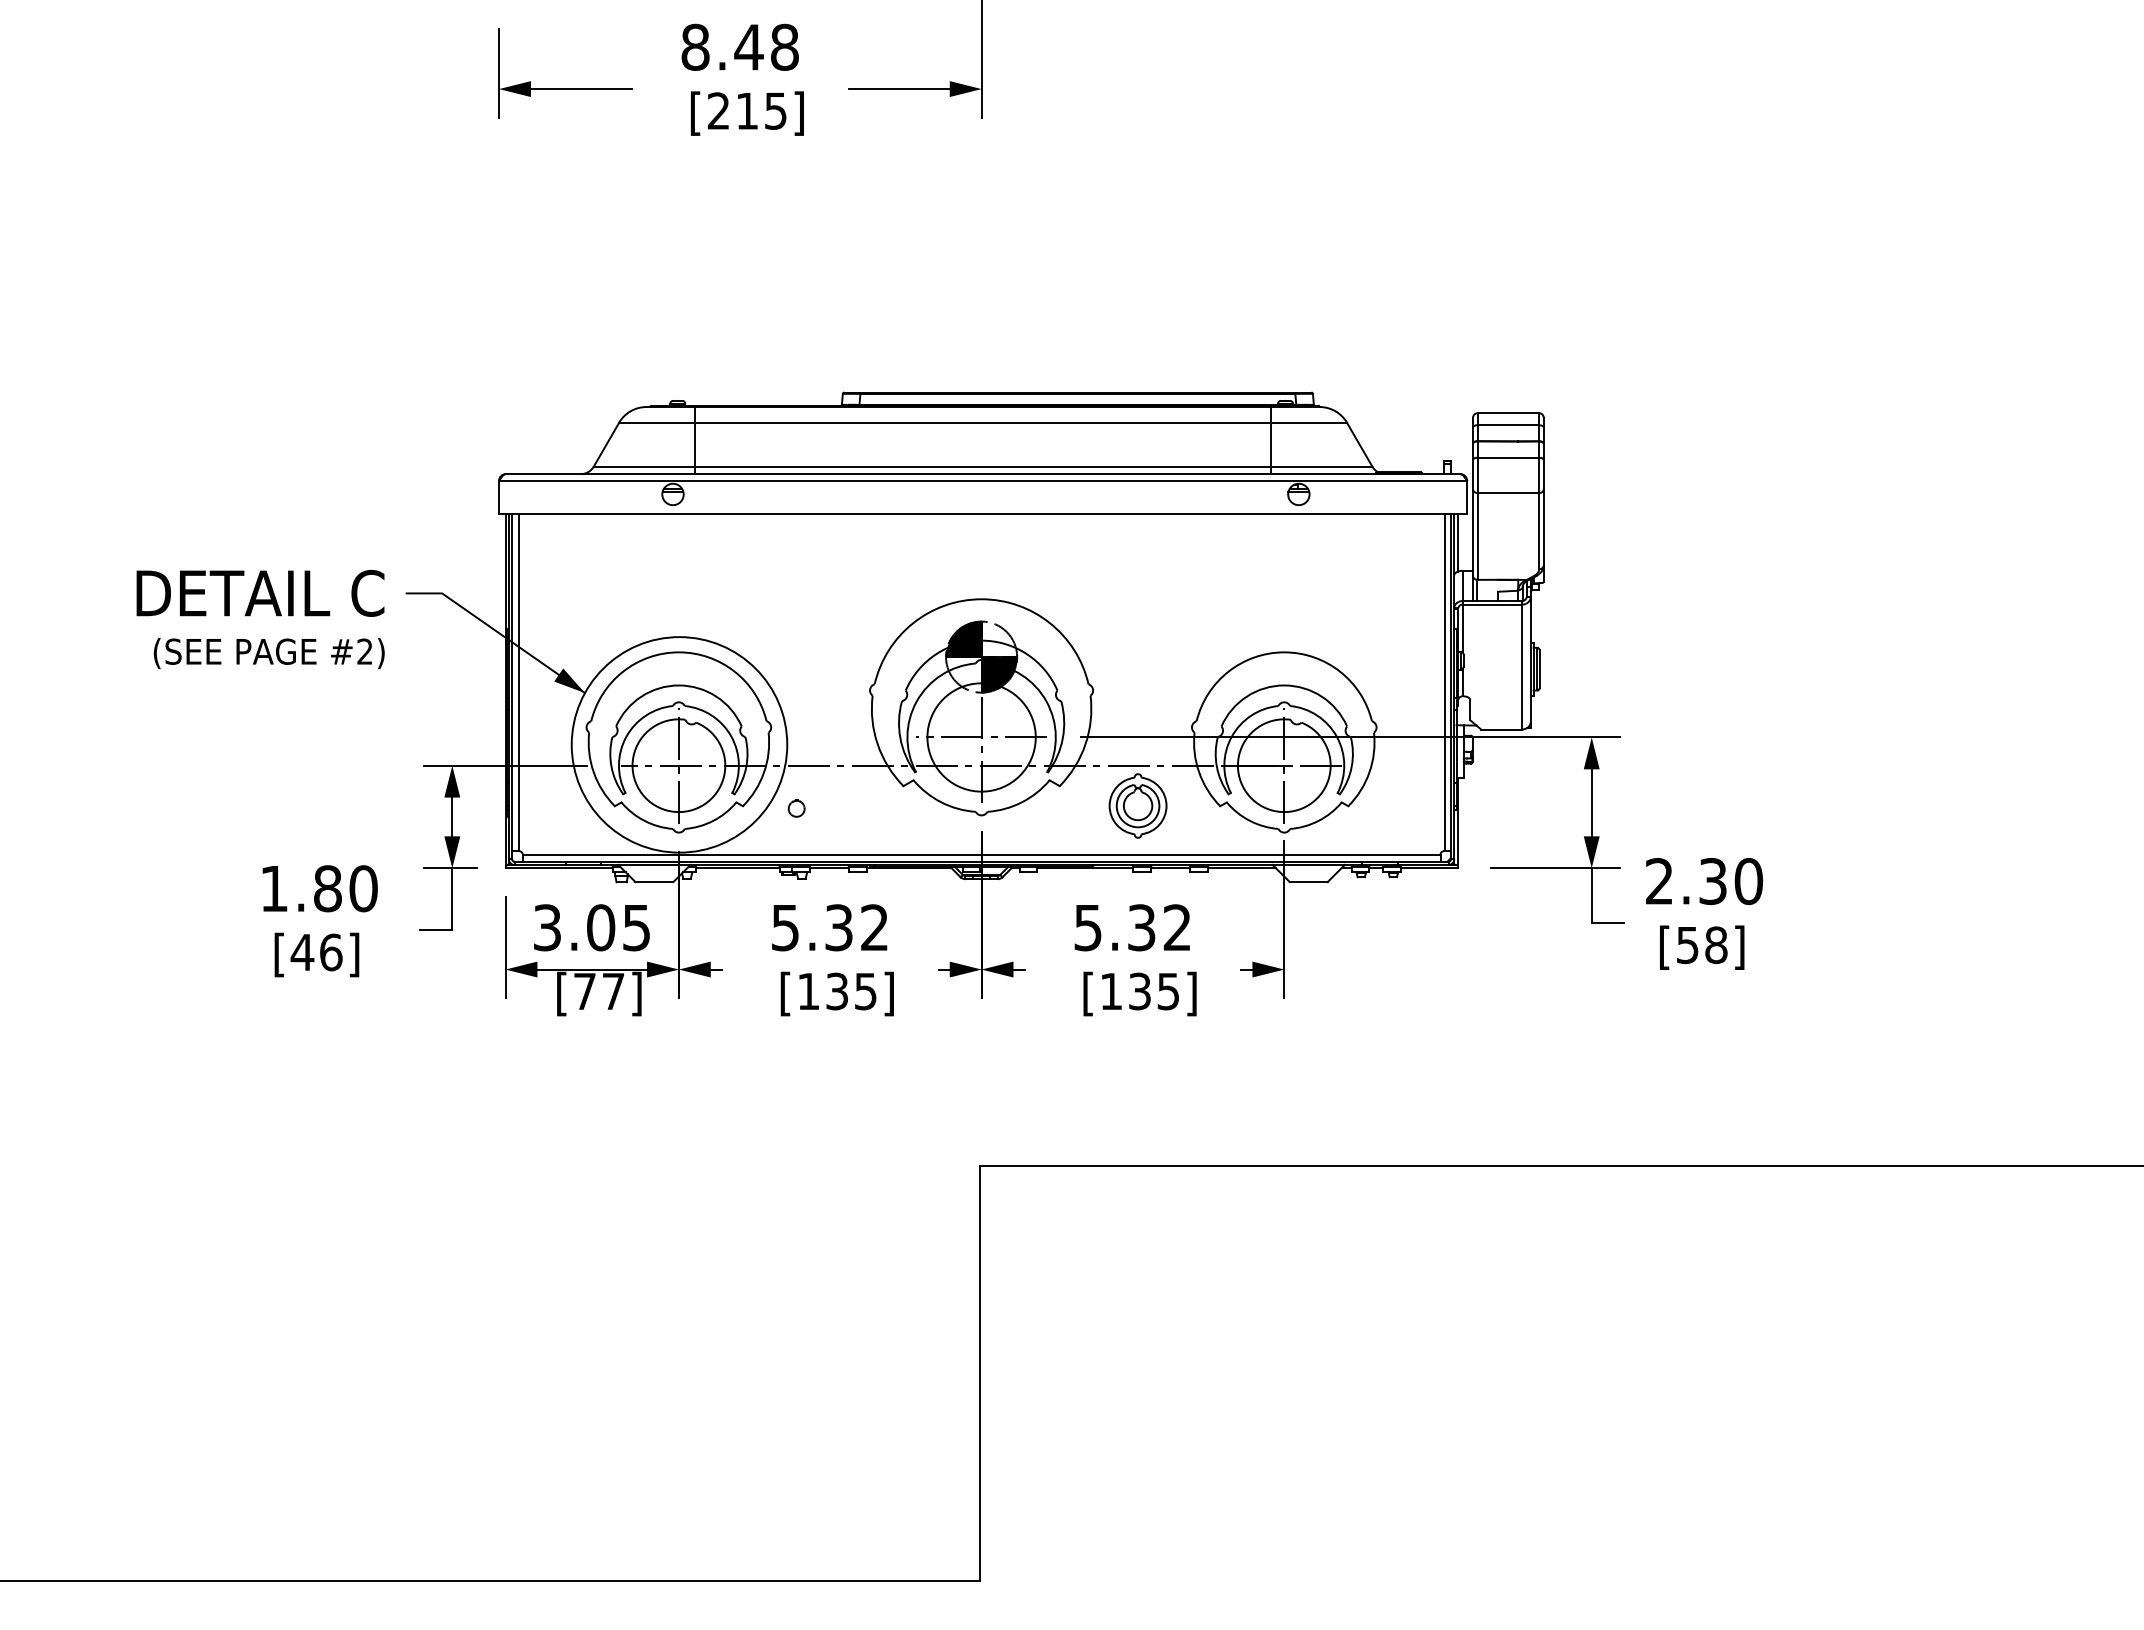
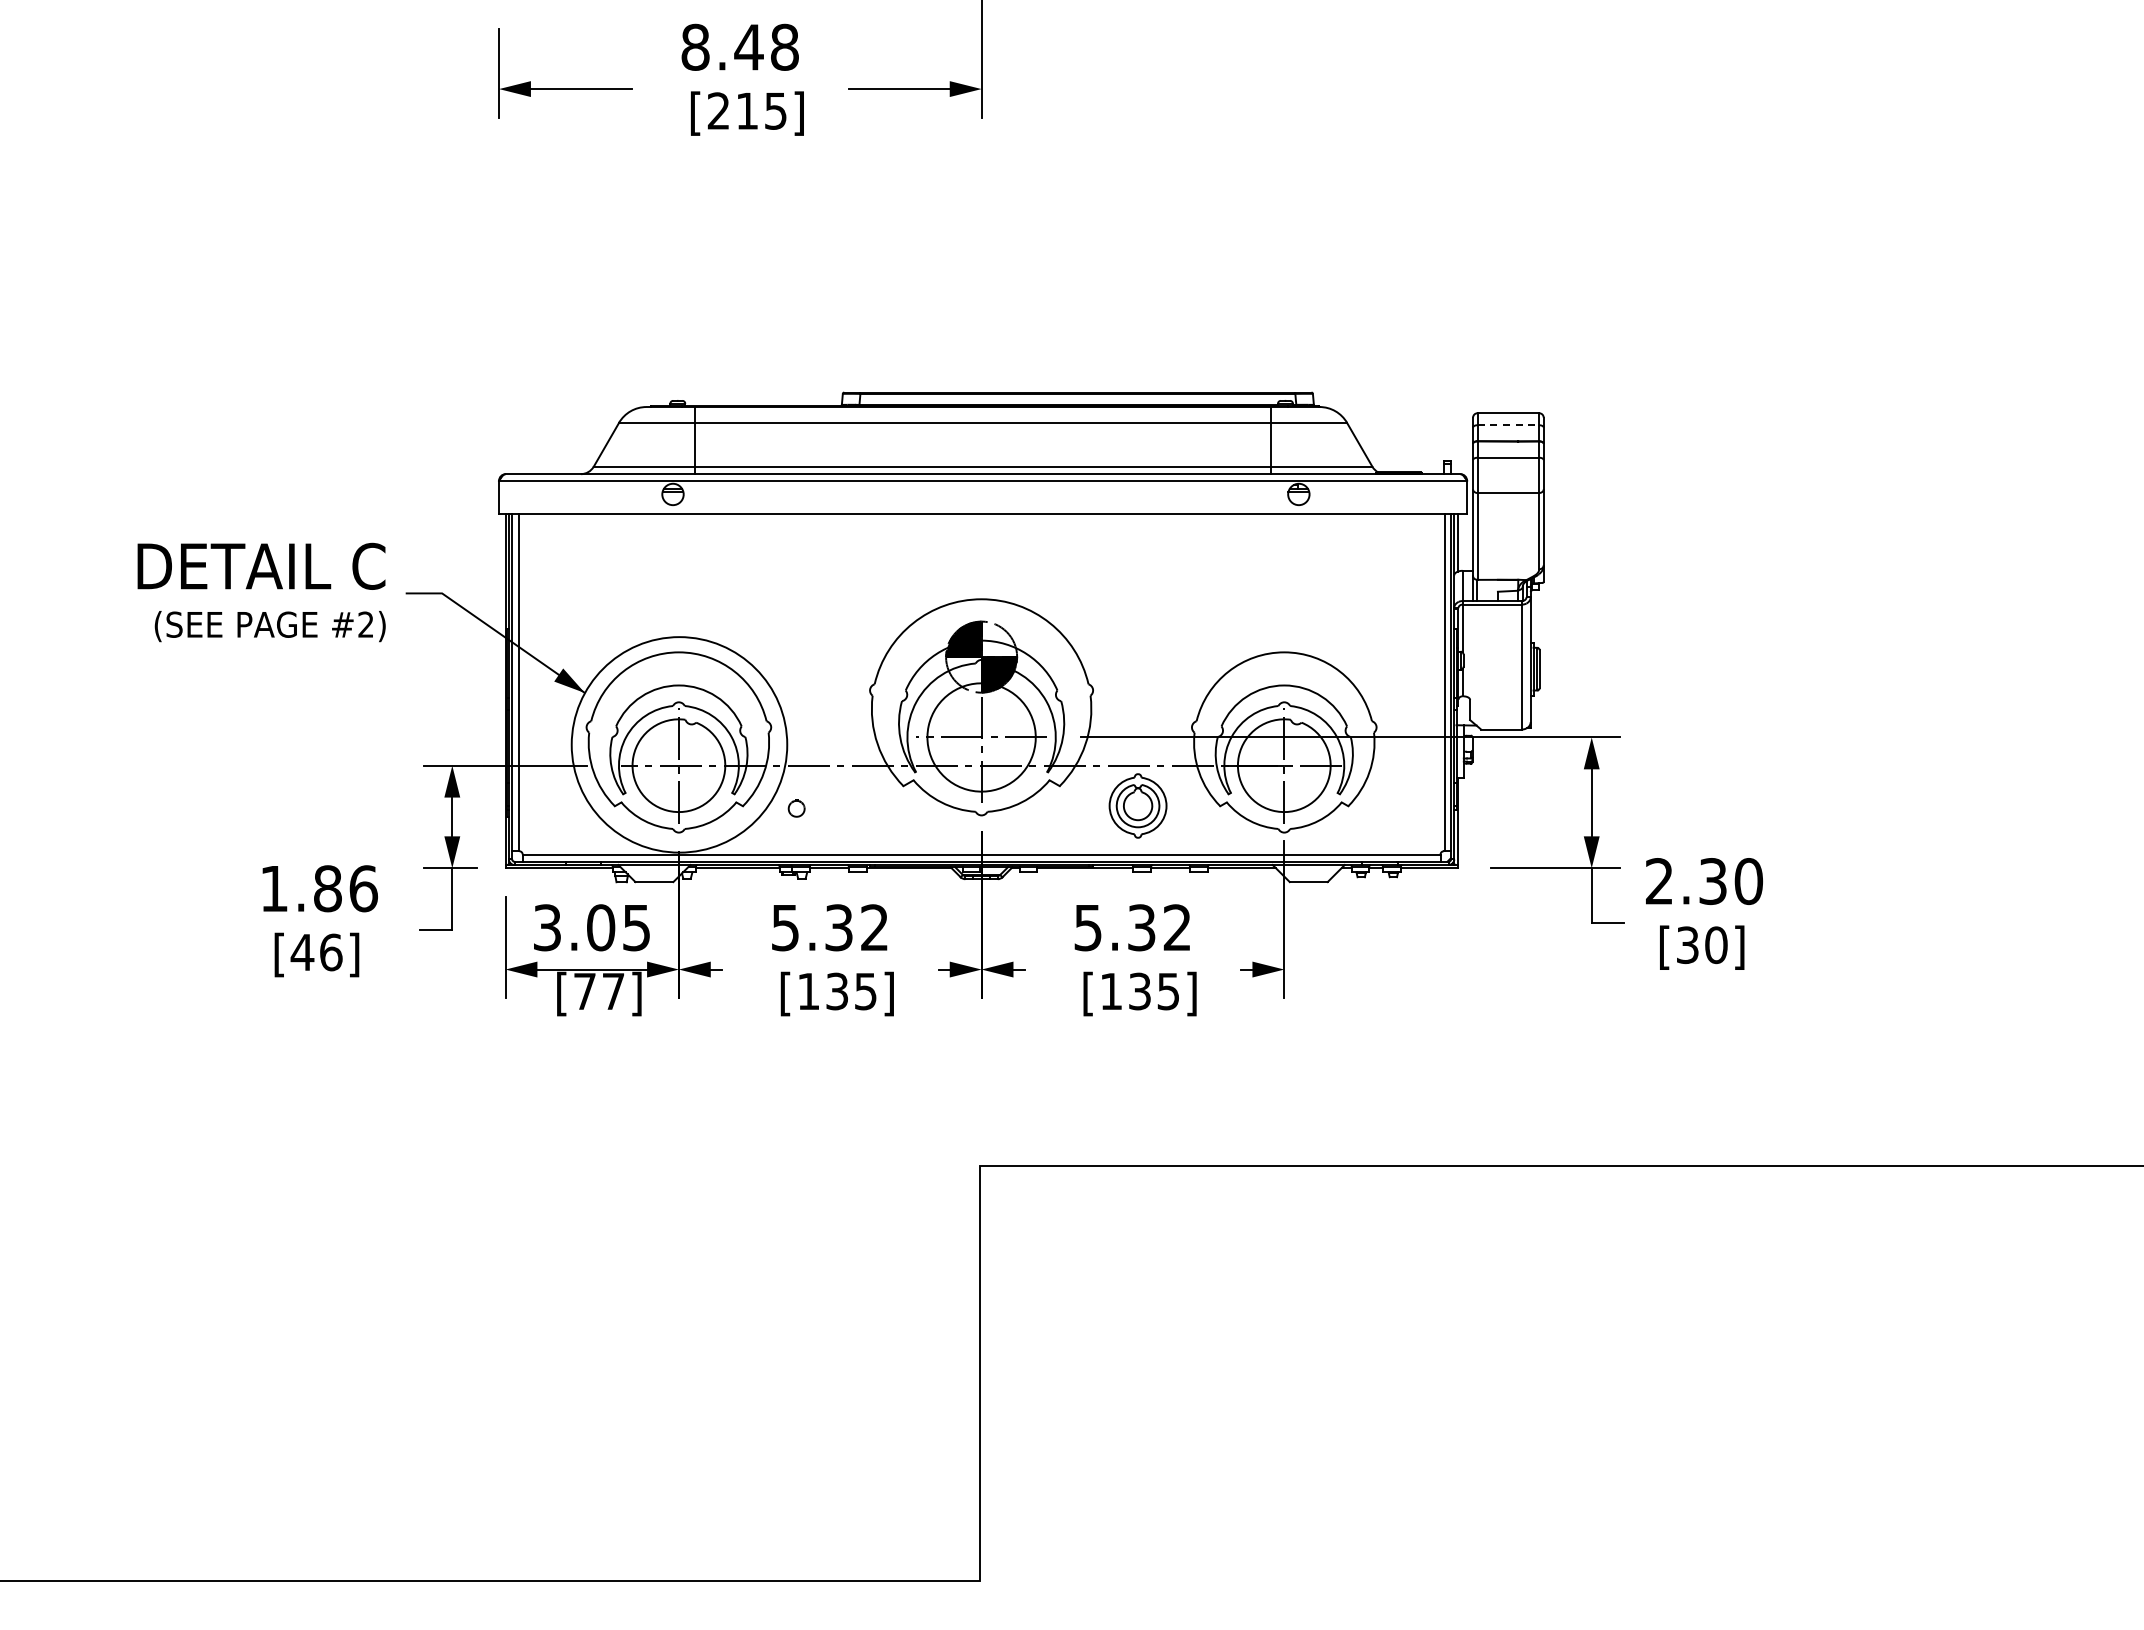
line: solid -> dashed (1508, 425)
text position: (260, 619) -> (261, 592) (261, 592)
text: 1.80 -> 1.86 (363, 888)
text: [58] -> [30] (1702, 944)
